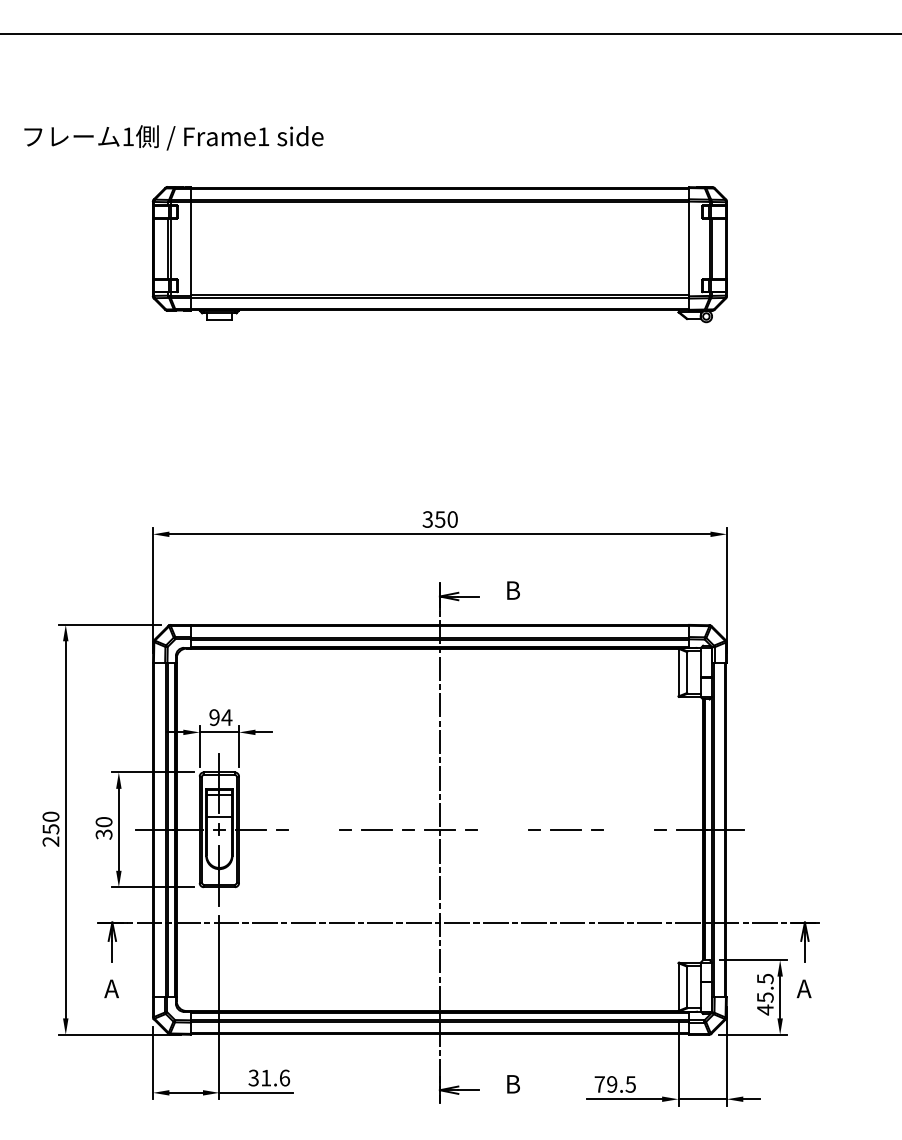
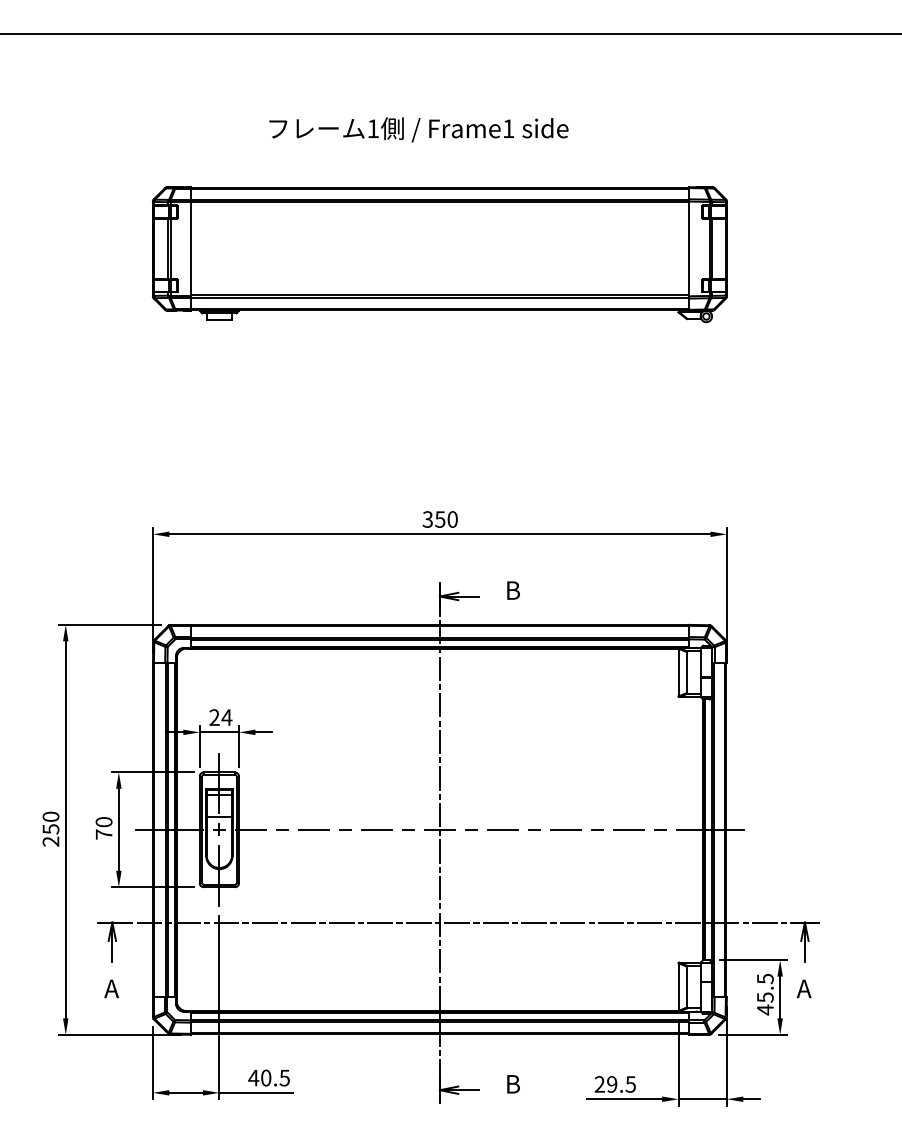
text position: (173, 137) -> (418, 129) (418, 129)
text: 94 -> 24 (214, 717)
line: none -> present (313, 829)
line: none -> present (502, 829)
line: none -> present (628, 829)
text: 30 -> 70 (103, 834)
text: 31.6 -> 40.5 (269, 1077)
text: 79.5 -> 29.5 (599, 1084)
